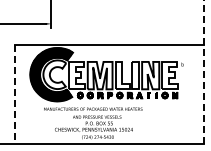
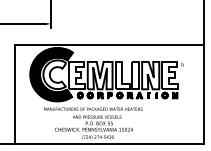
line: dashed -> solid (203, 72)
line: dashed -> solid (14, 94)
